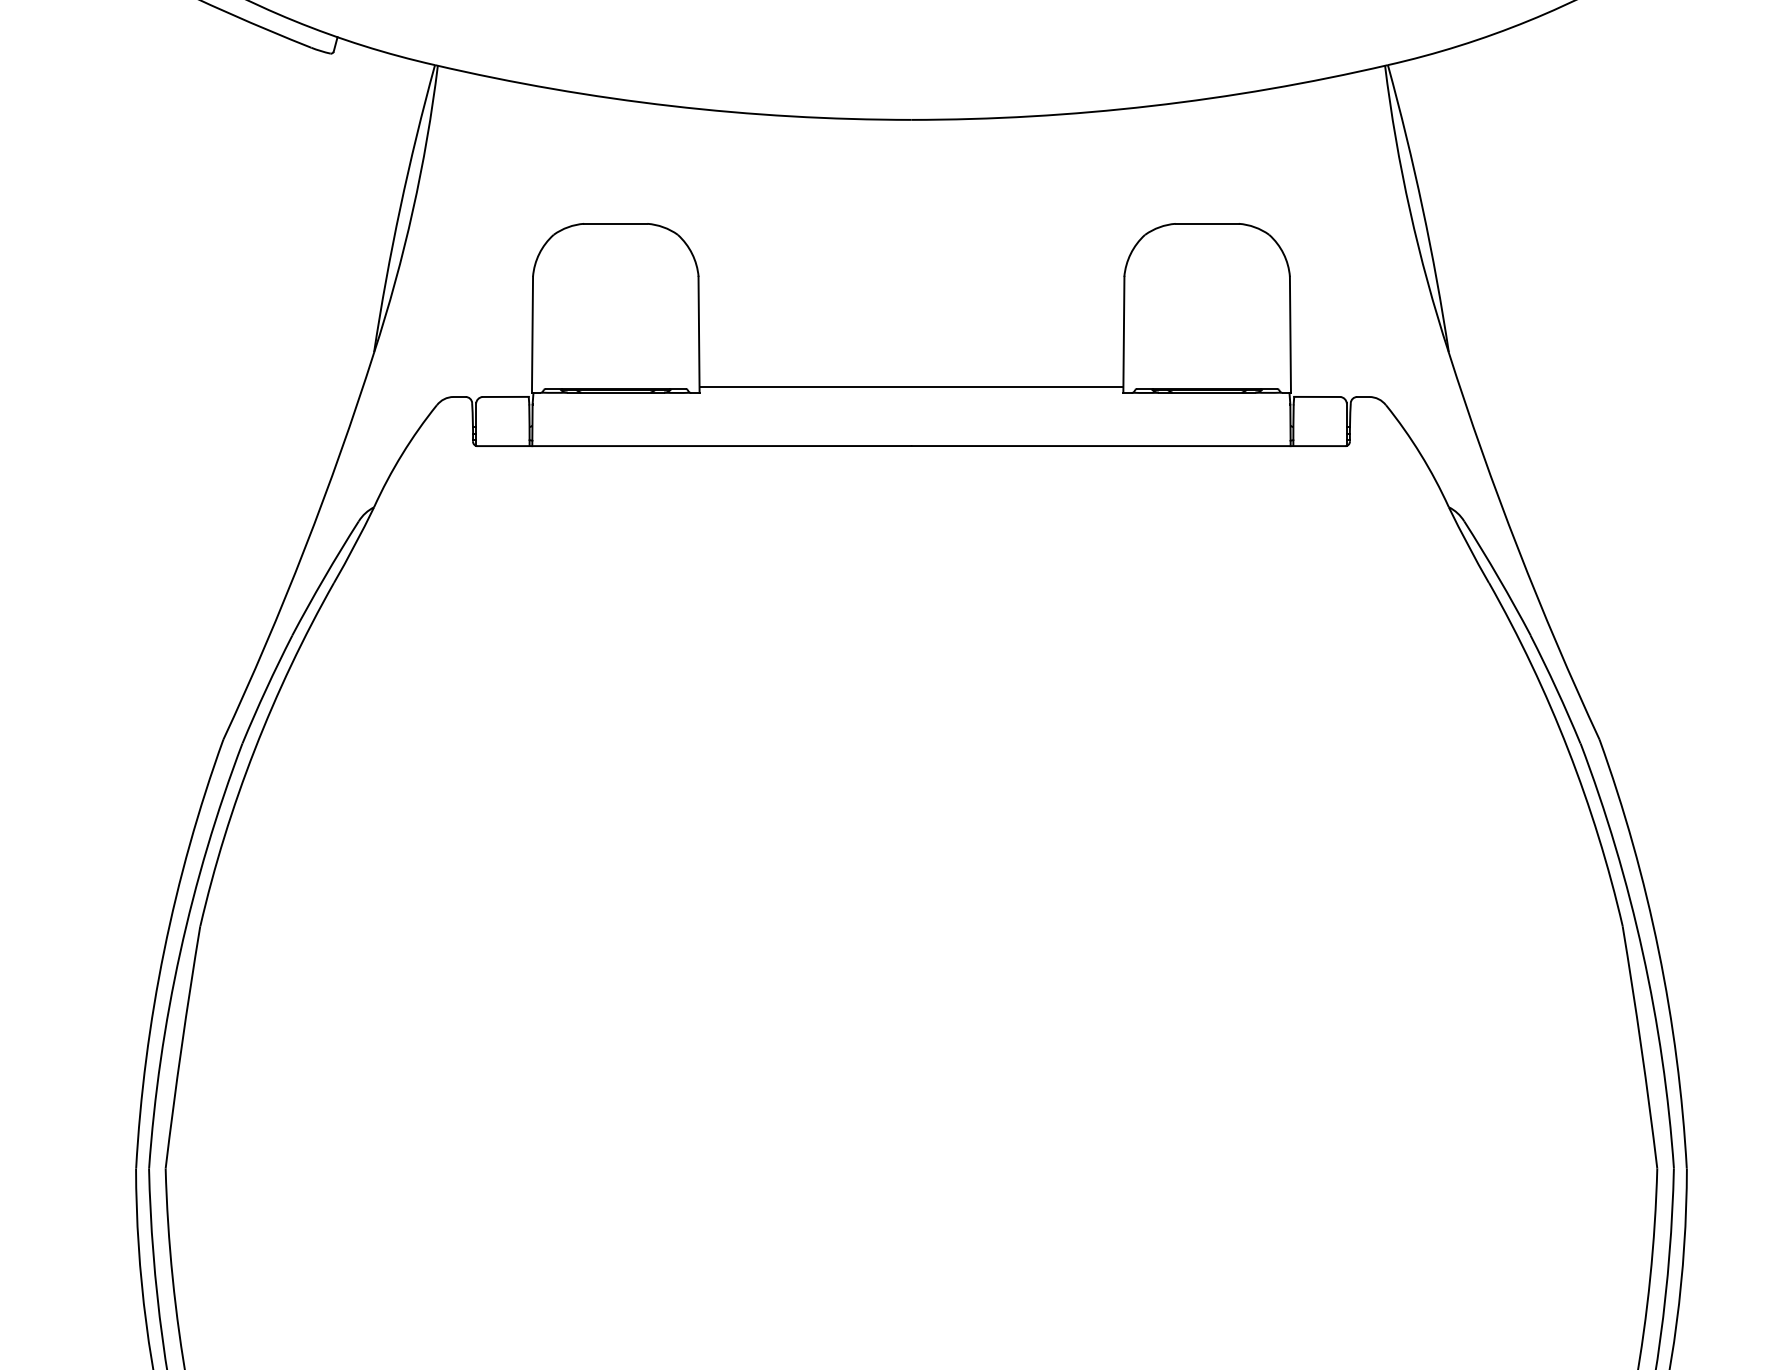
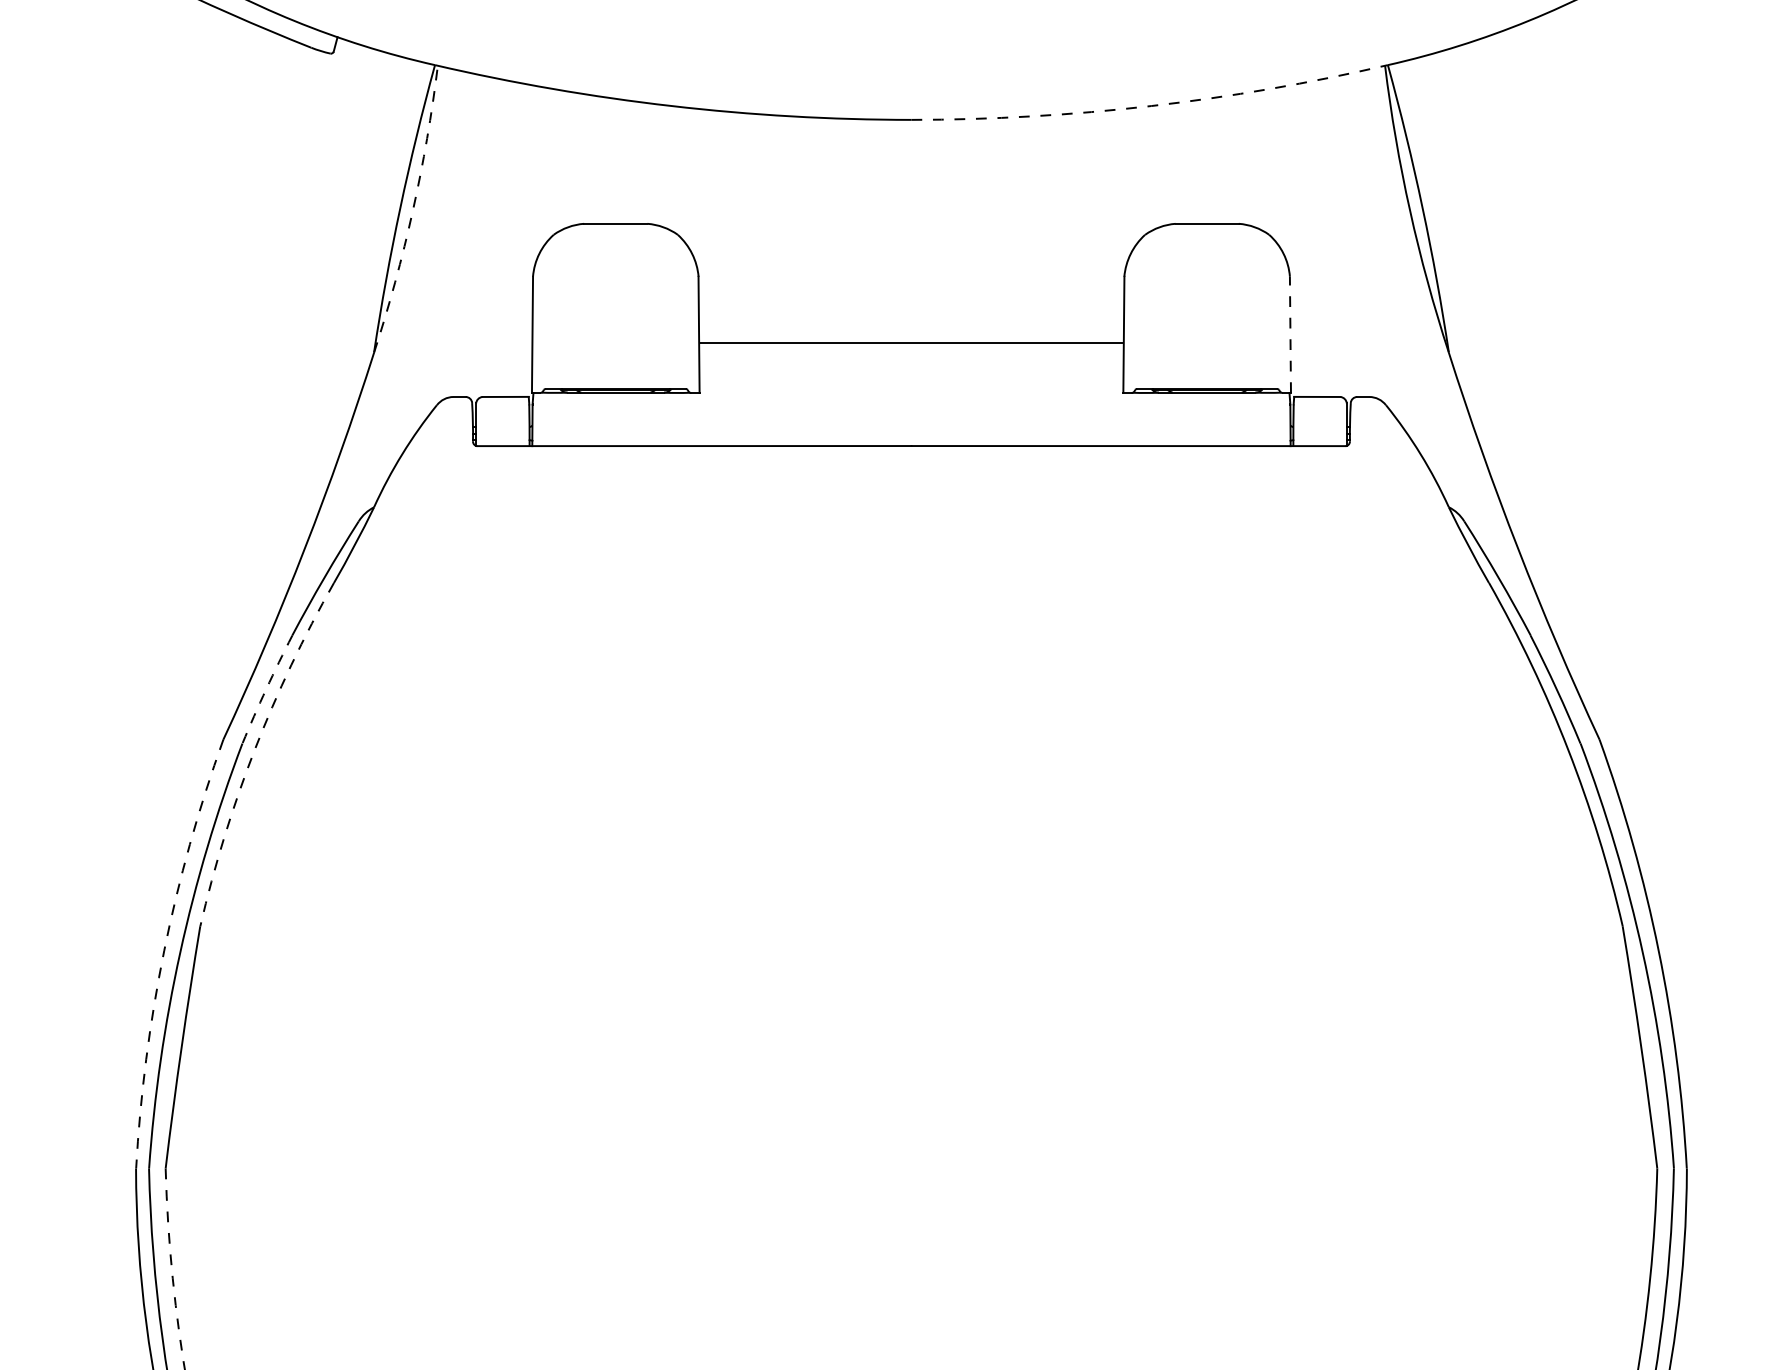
arc: solid -> dashed (1151, 106)
arc: solid -> dashed (412, 210)
line: solid -> dashed (1290, 334)
line position: (911, 387) -> (911, 343) (911, 343)
arc: solid -> dashed (266, 689)
arc: solid -> dashed (254, 749)
arc: solid -> dashed (164, 950)
arc: solid -> dashed (172, 1270)
